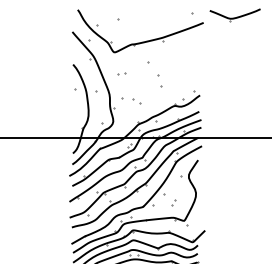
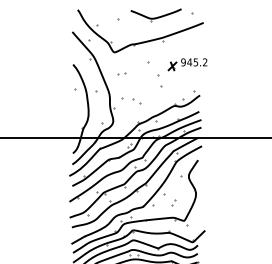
part position: (234, 15) -> (155, 15) (155, 15)
part: none -> present (187, 64)
